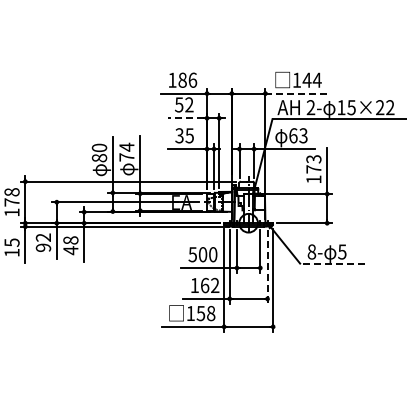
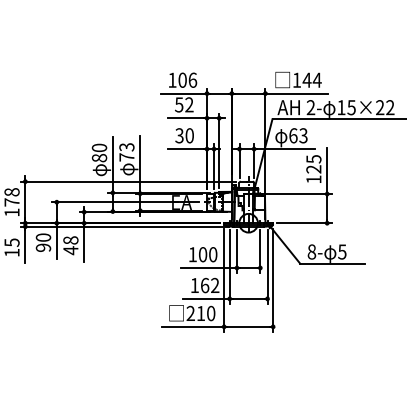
text: 186 -> 106 (182, 80)
line: dashed -> solid (297, 93)
line: dashed -> solid (185, 118)
text: 35 -> 30 (189, 135)
text: 74 -> 73 (126, 146)
text: 173 -> 125 (313, 164)
text: 92 -> 90 (43, 237)
text: 500 -> 100 (192, 254)
line: dashed -> solid (332, 263)
line: dashed -> solid (267, 266)
text: 158 -> 210 (200, 313)
